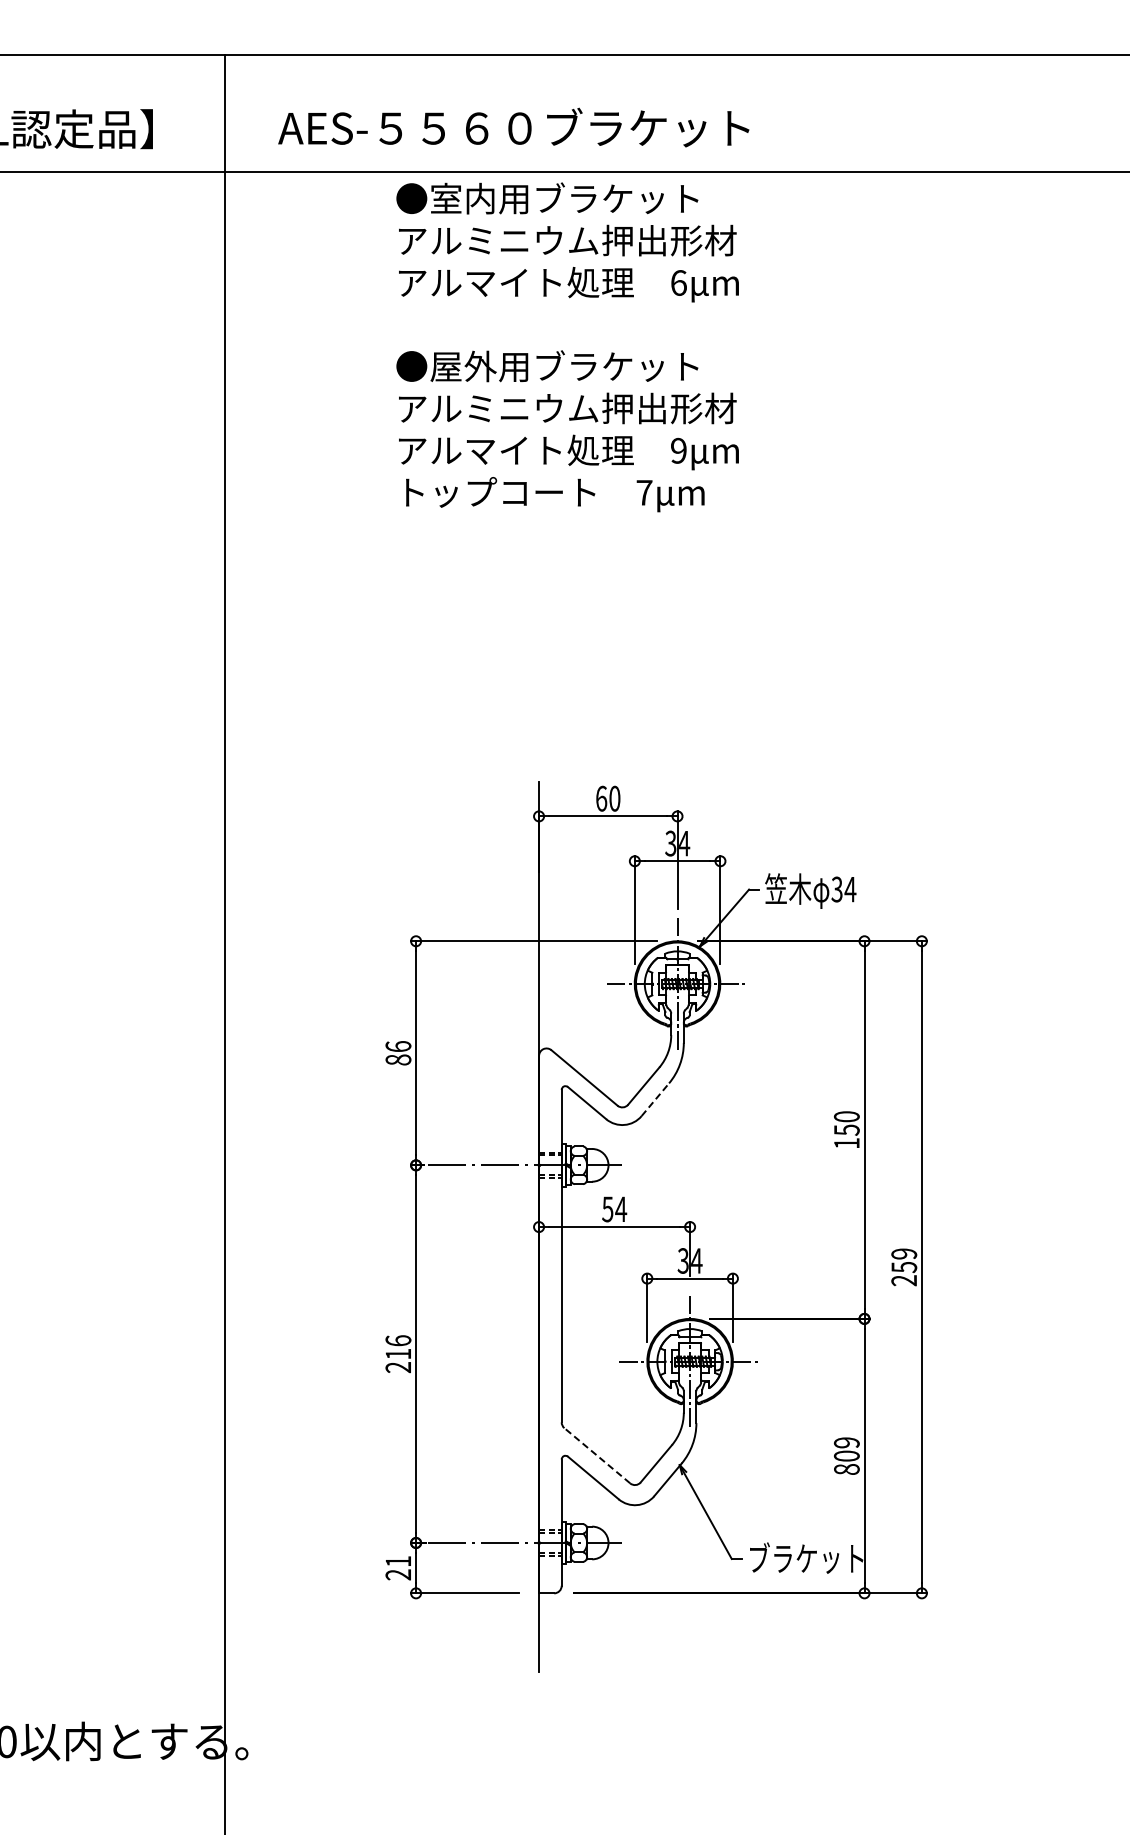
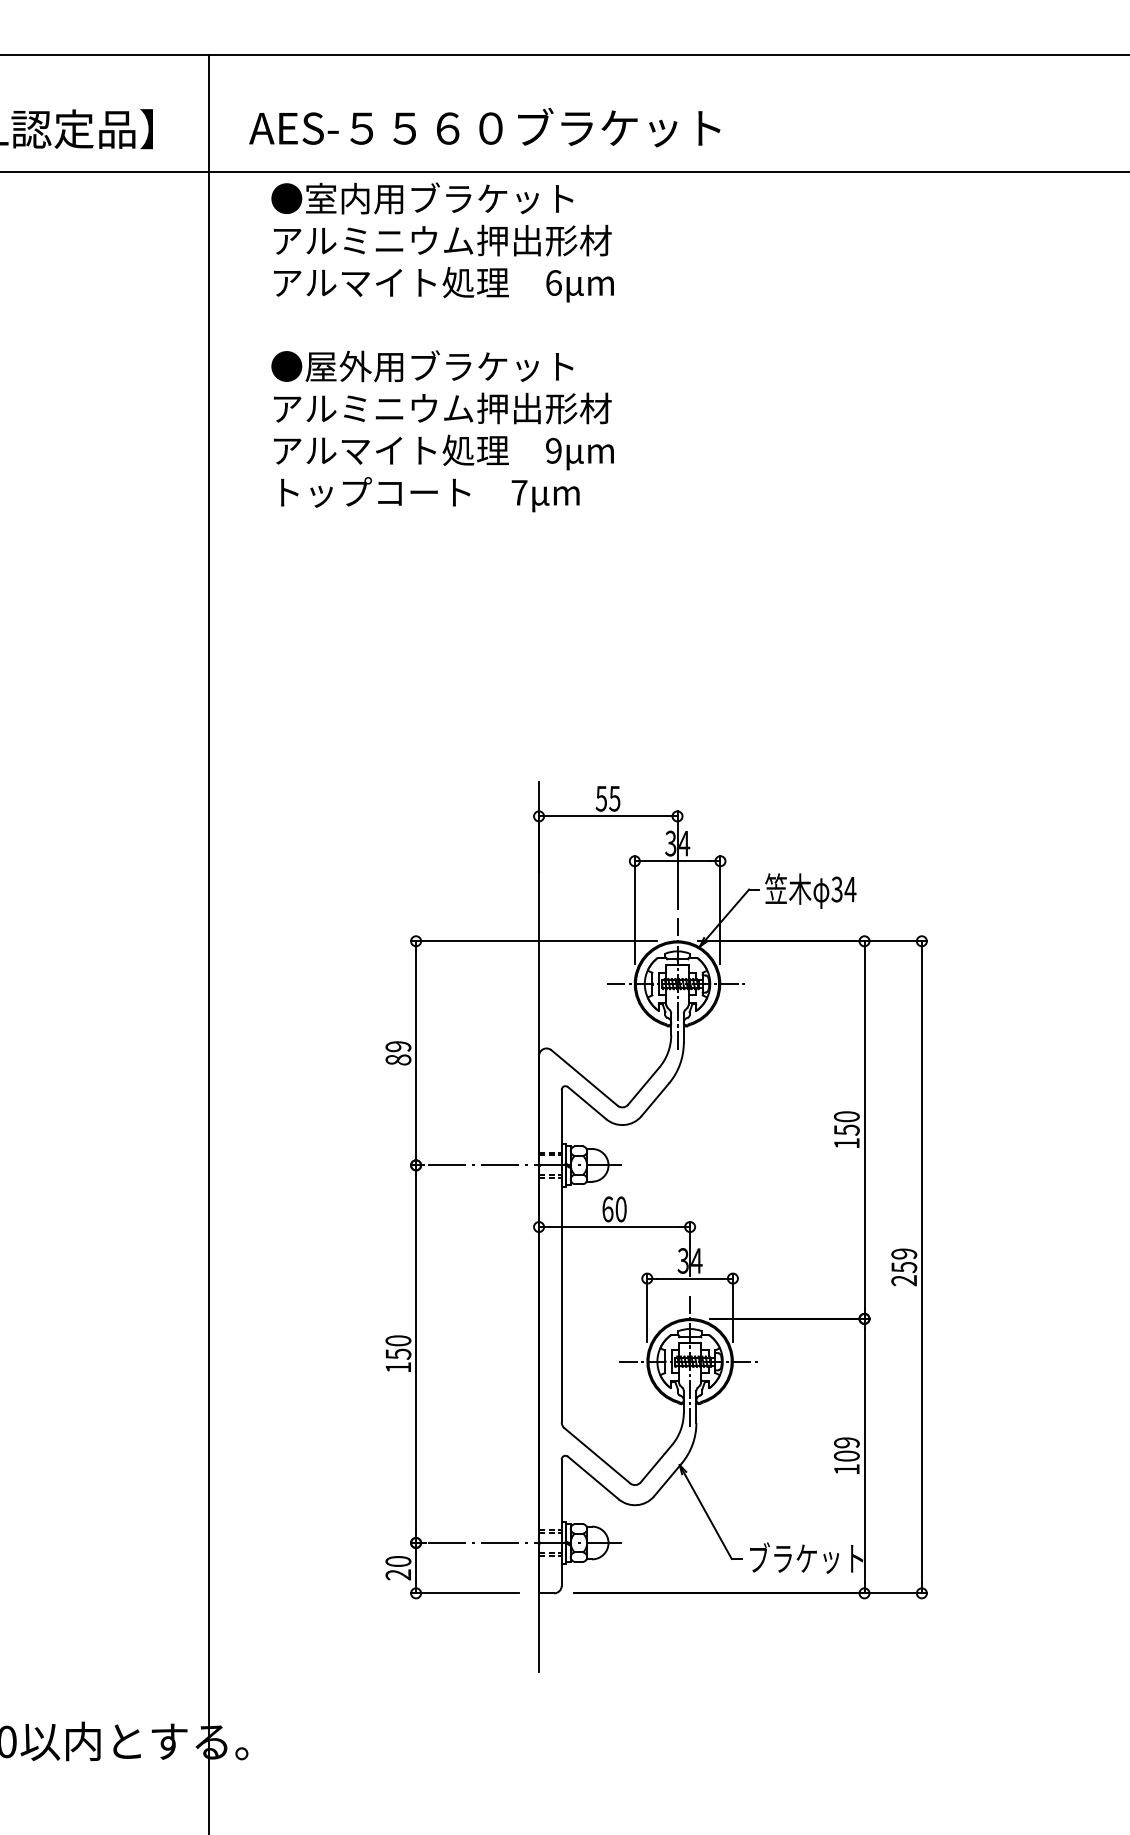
text position: (513, 127) -> (484, 127) (484, 127)
text position: (567, 347) -> (442, 347) (442, 347)
text: 60 -> 55 (607, 798)
line position: (225, 943) -> (209, 943) (209, 943)
text: 86 -> 89 (398, 1046)
line: dashed -> solid (655, 1099)
text: 54 -> 60 (614, 1209)
text: 216 -> 150 (398, 1354)
line: dashed -> solid (597, 1455)
text: 809 -> 109 (846, 1469)
text: 21 -> 20 (398, 1561)
